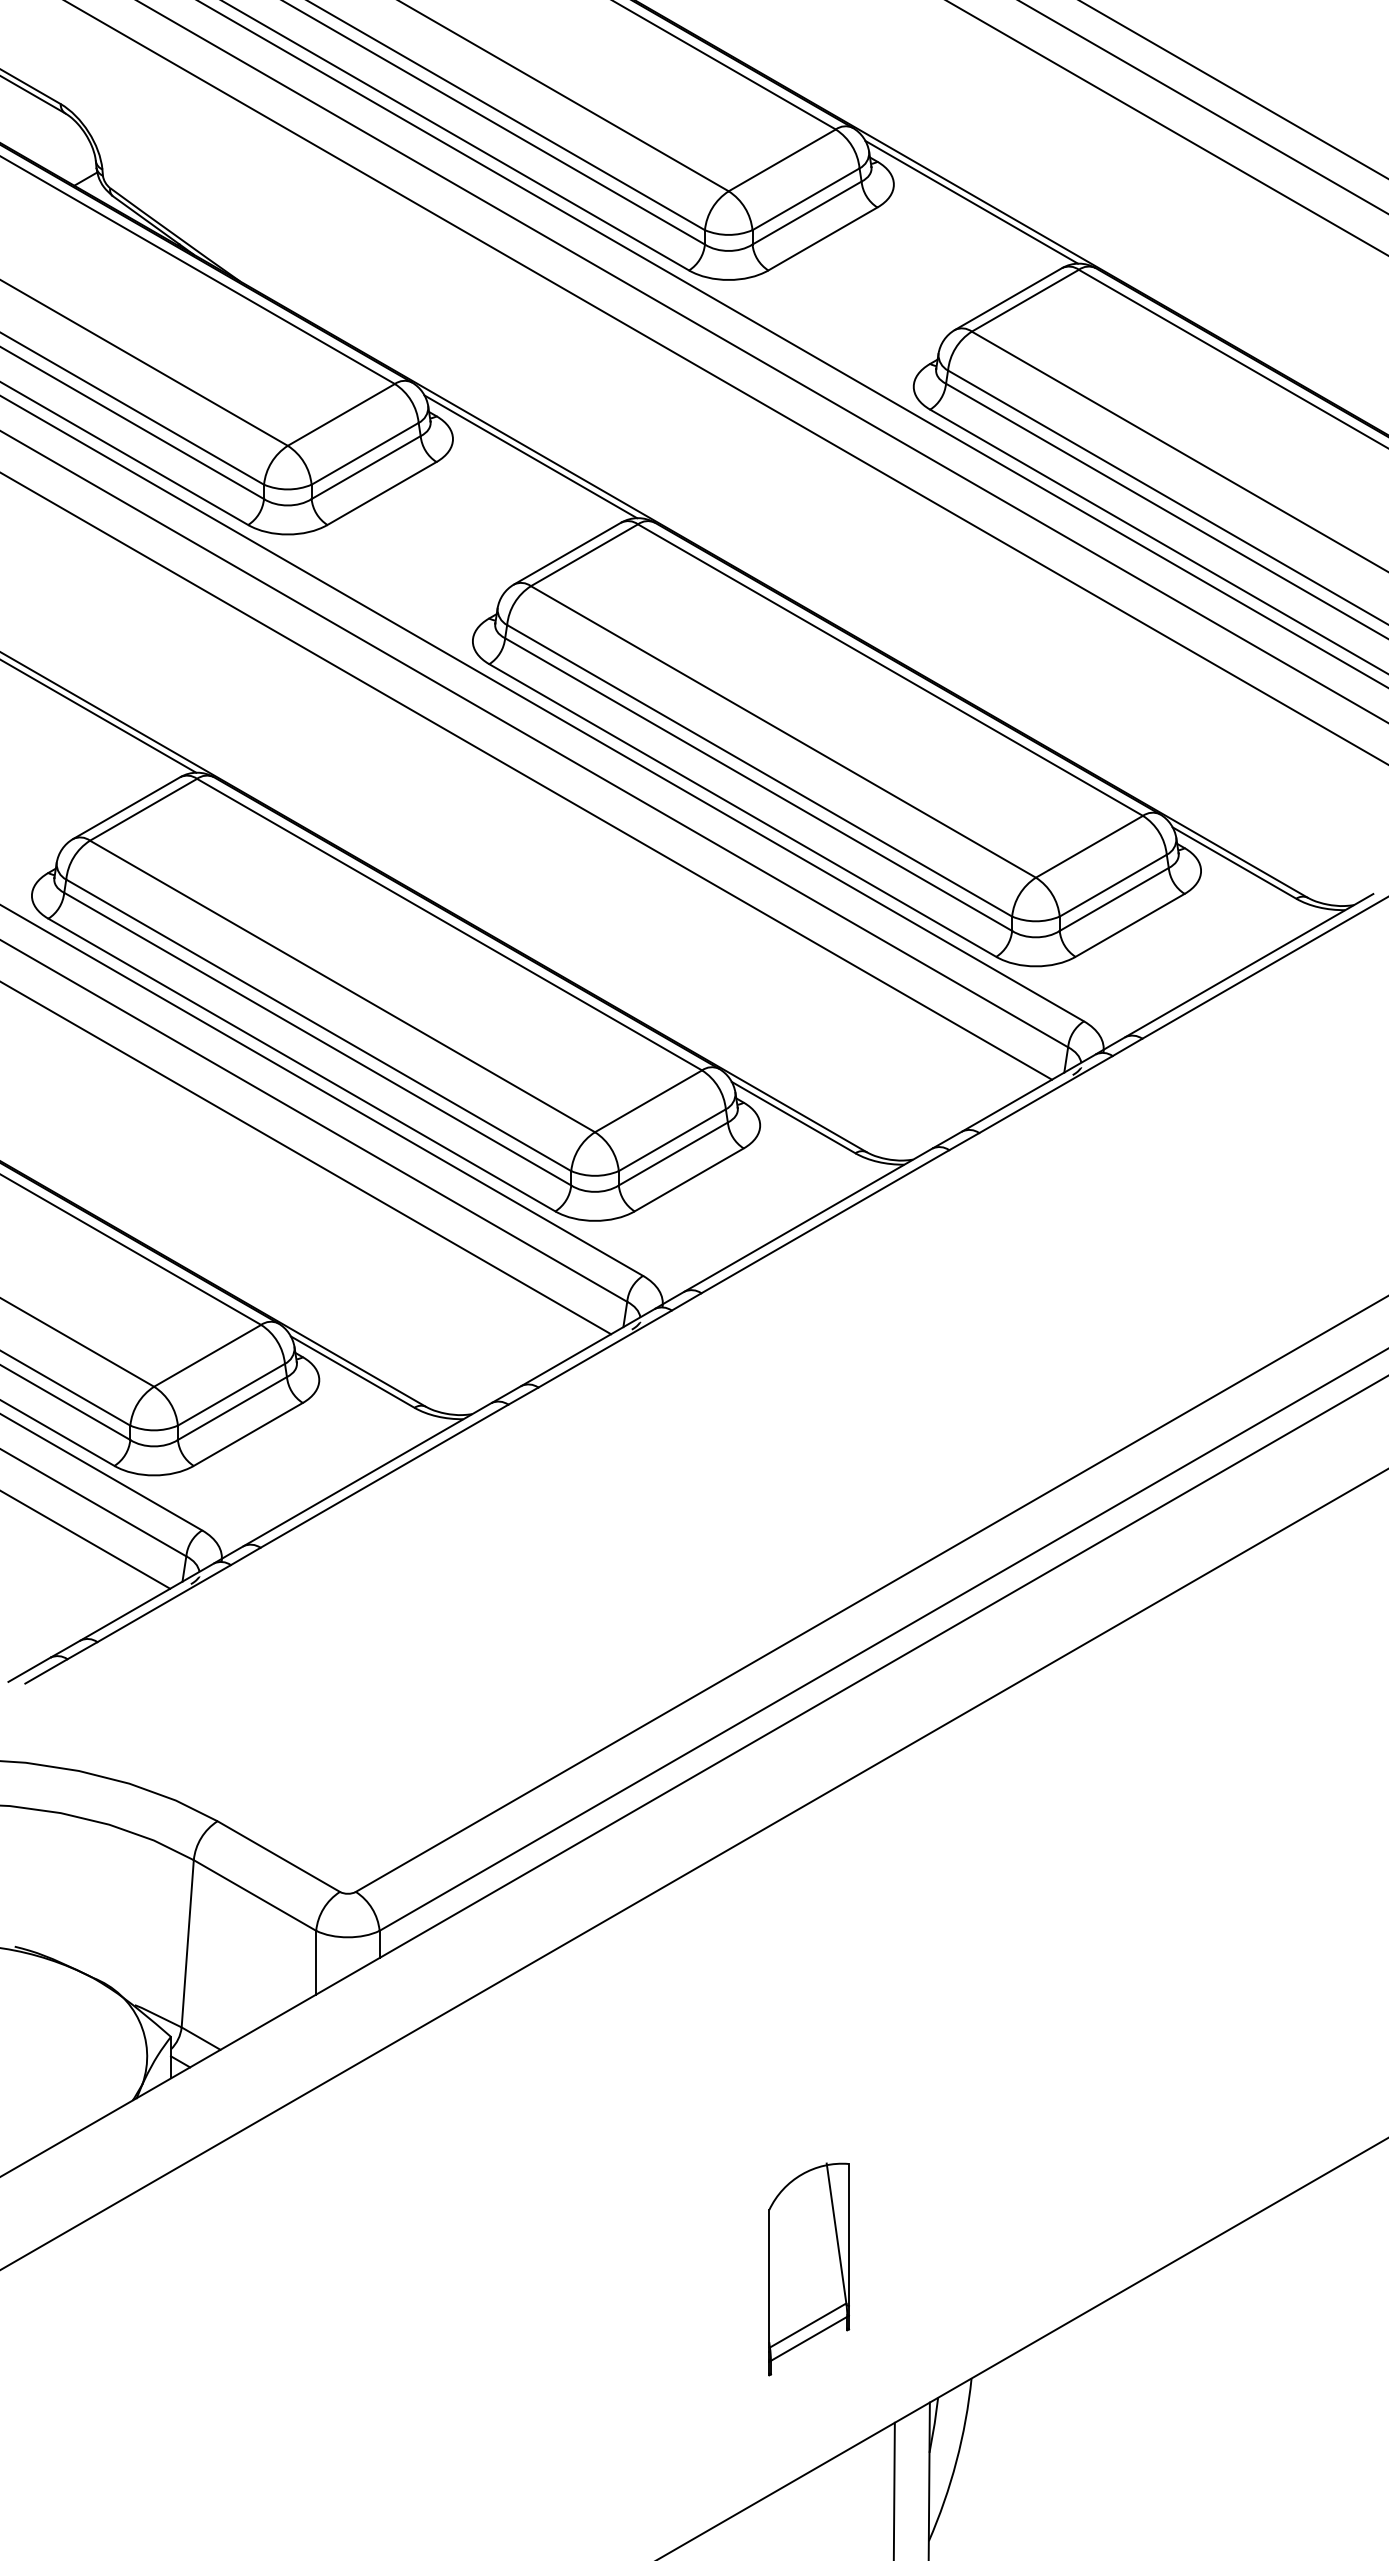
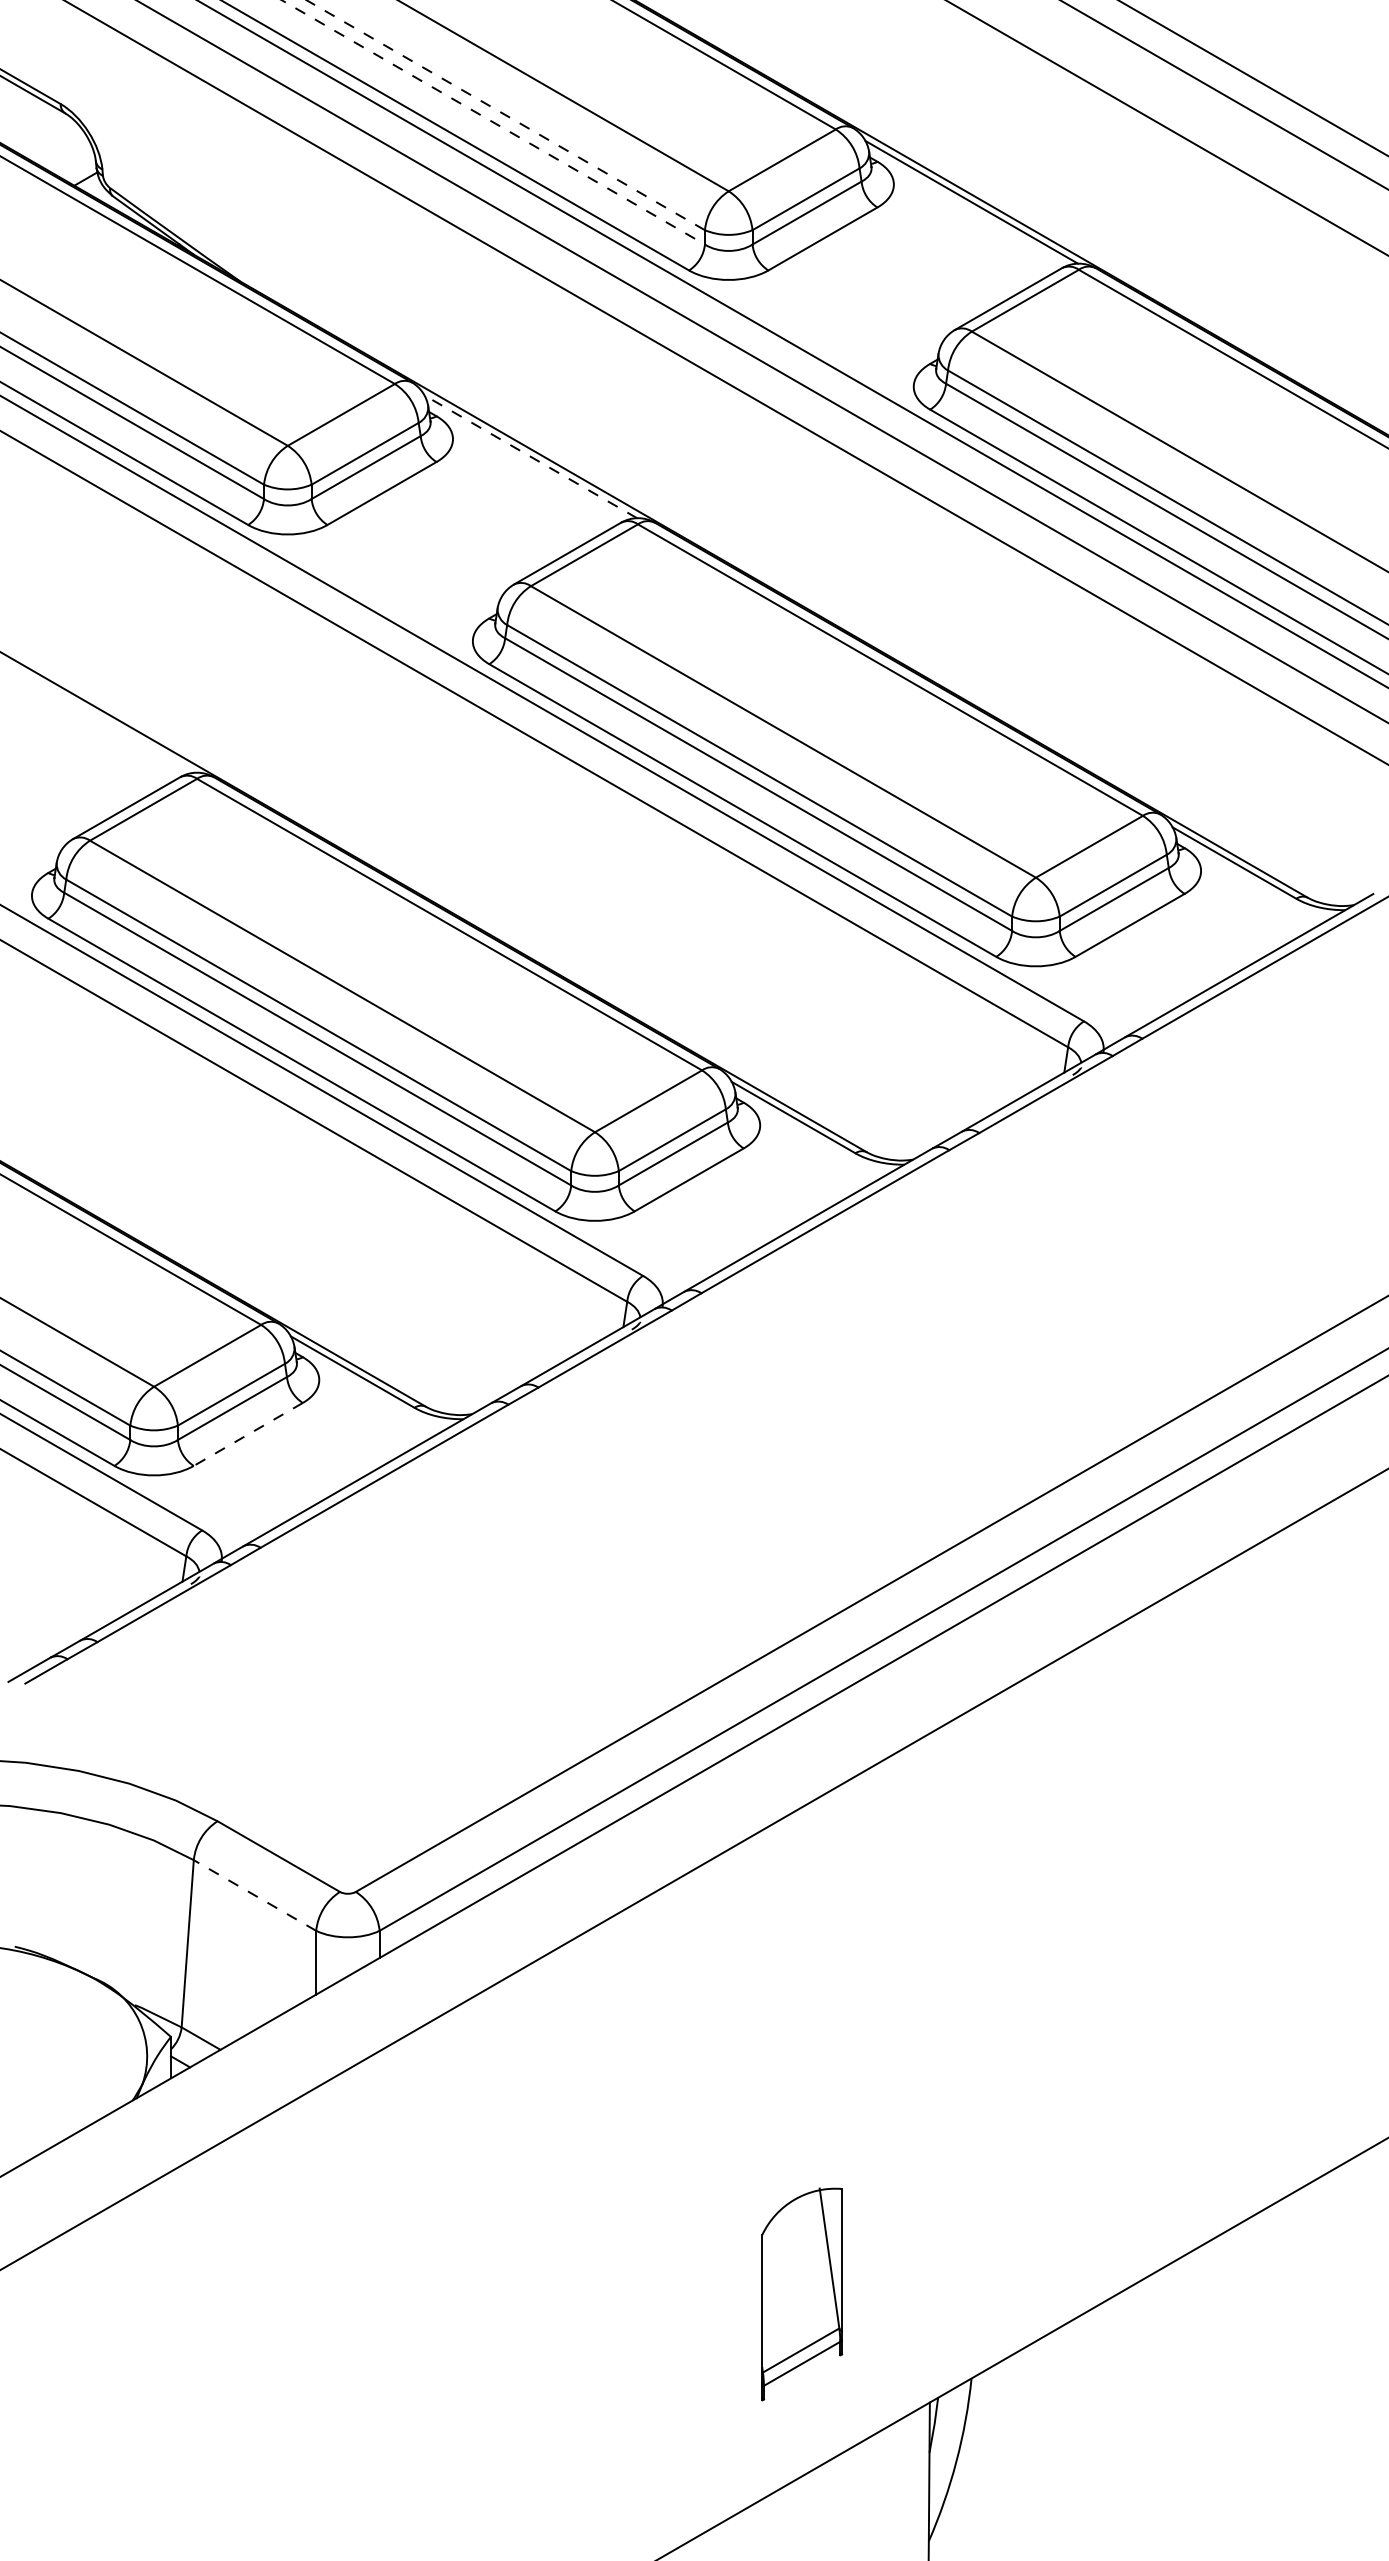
line position: (1233, 89) -> (1253, 78) (1253, 78)
line position: (1203, 107) -> (1224, 95) (1224, 95)
line: solid -> dashed (505, 114)
line: solid -> dashed (493, 122)
line: solid -> dashed (530, 456)
line: present -> none (99, 716)
line: present -> none (527, 776)
line: present -> none (306, 1158)
line: solid -> dashed (248, 1434)
line: present -> none (86, 1539)
line: solid -> dashed (255, 1895)
part position: (809, 2269) -> (802, 2294) (802, 2294)
line: present -> none (893, 2489)
